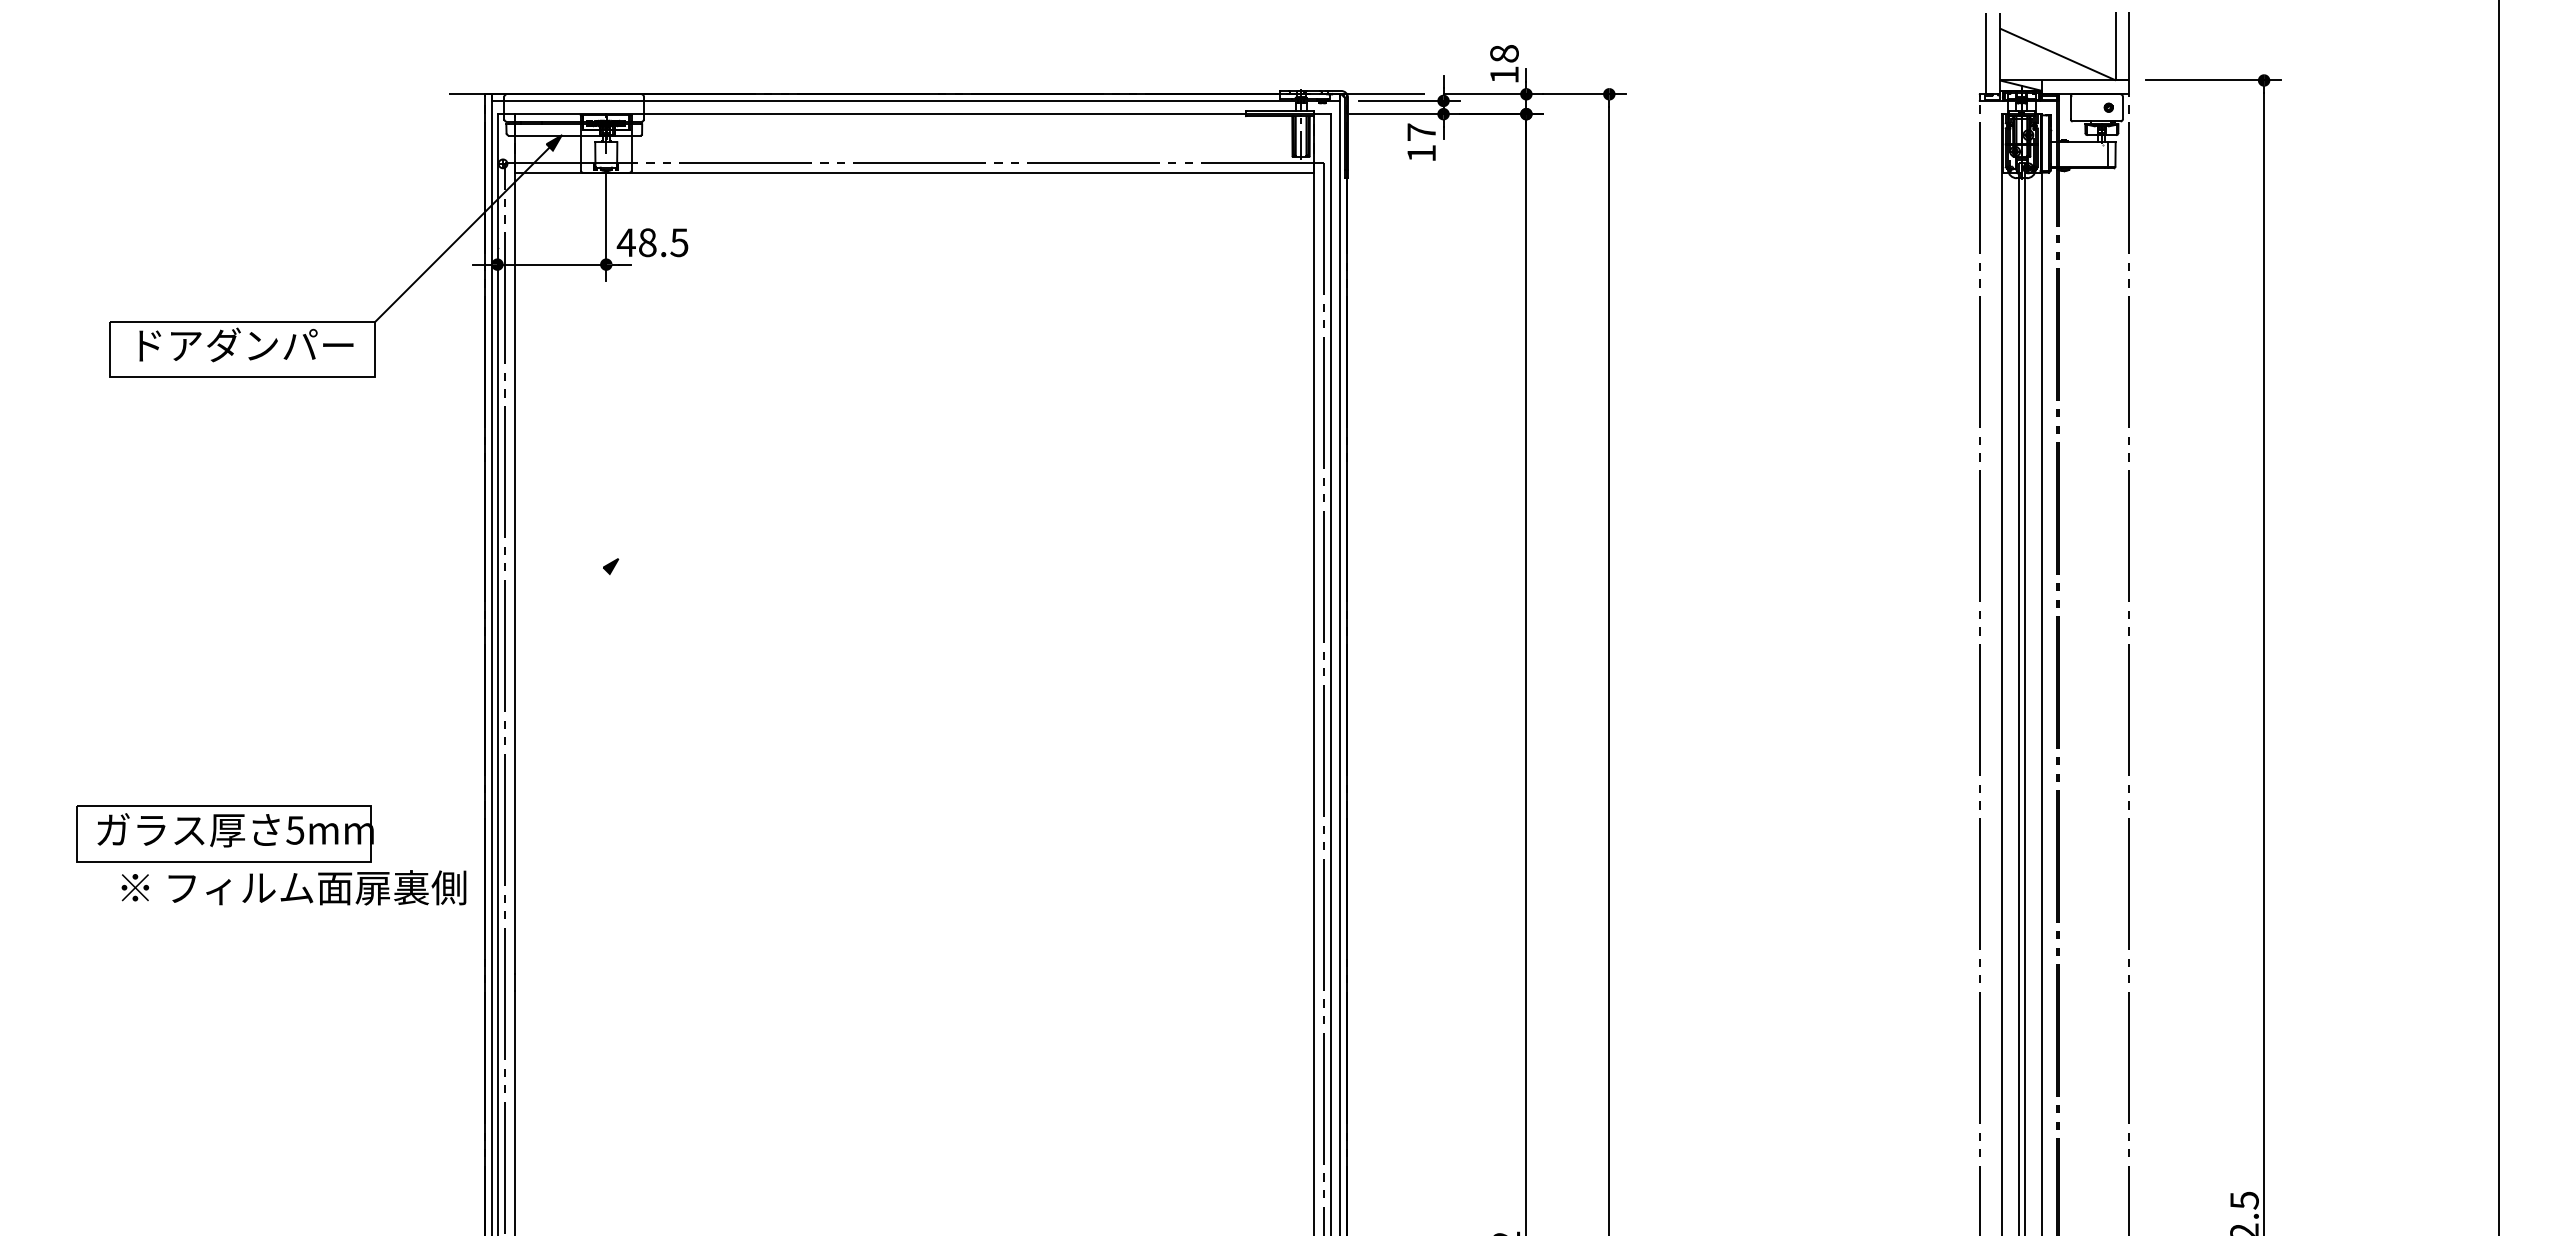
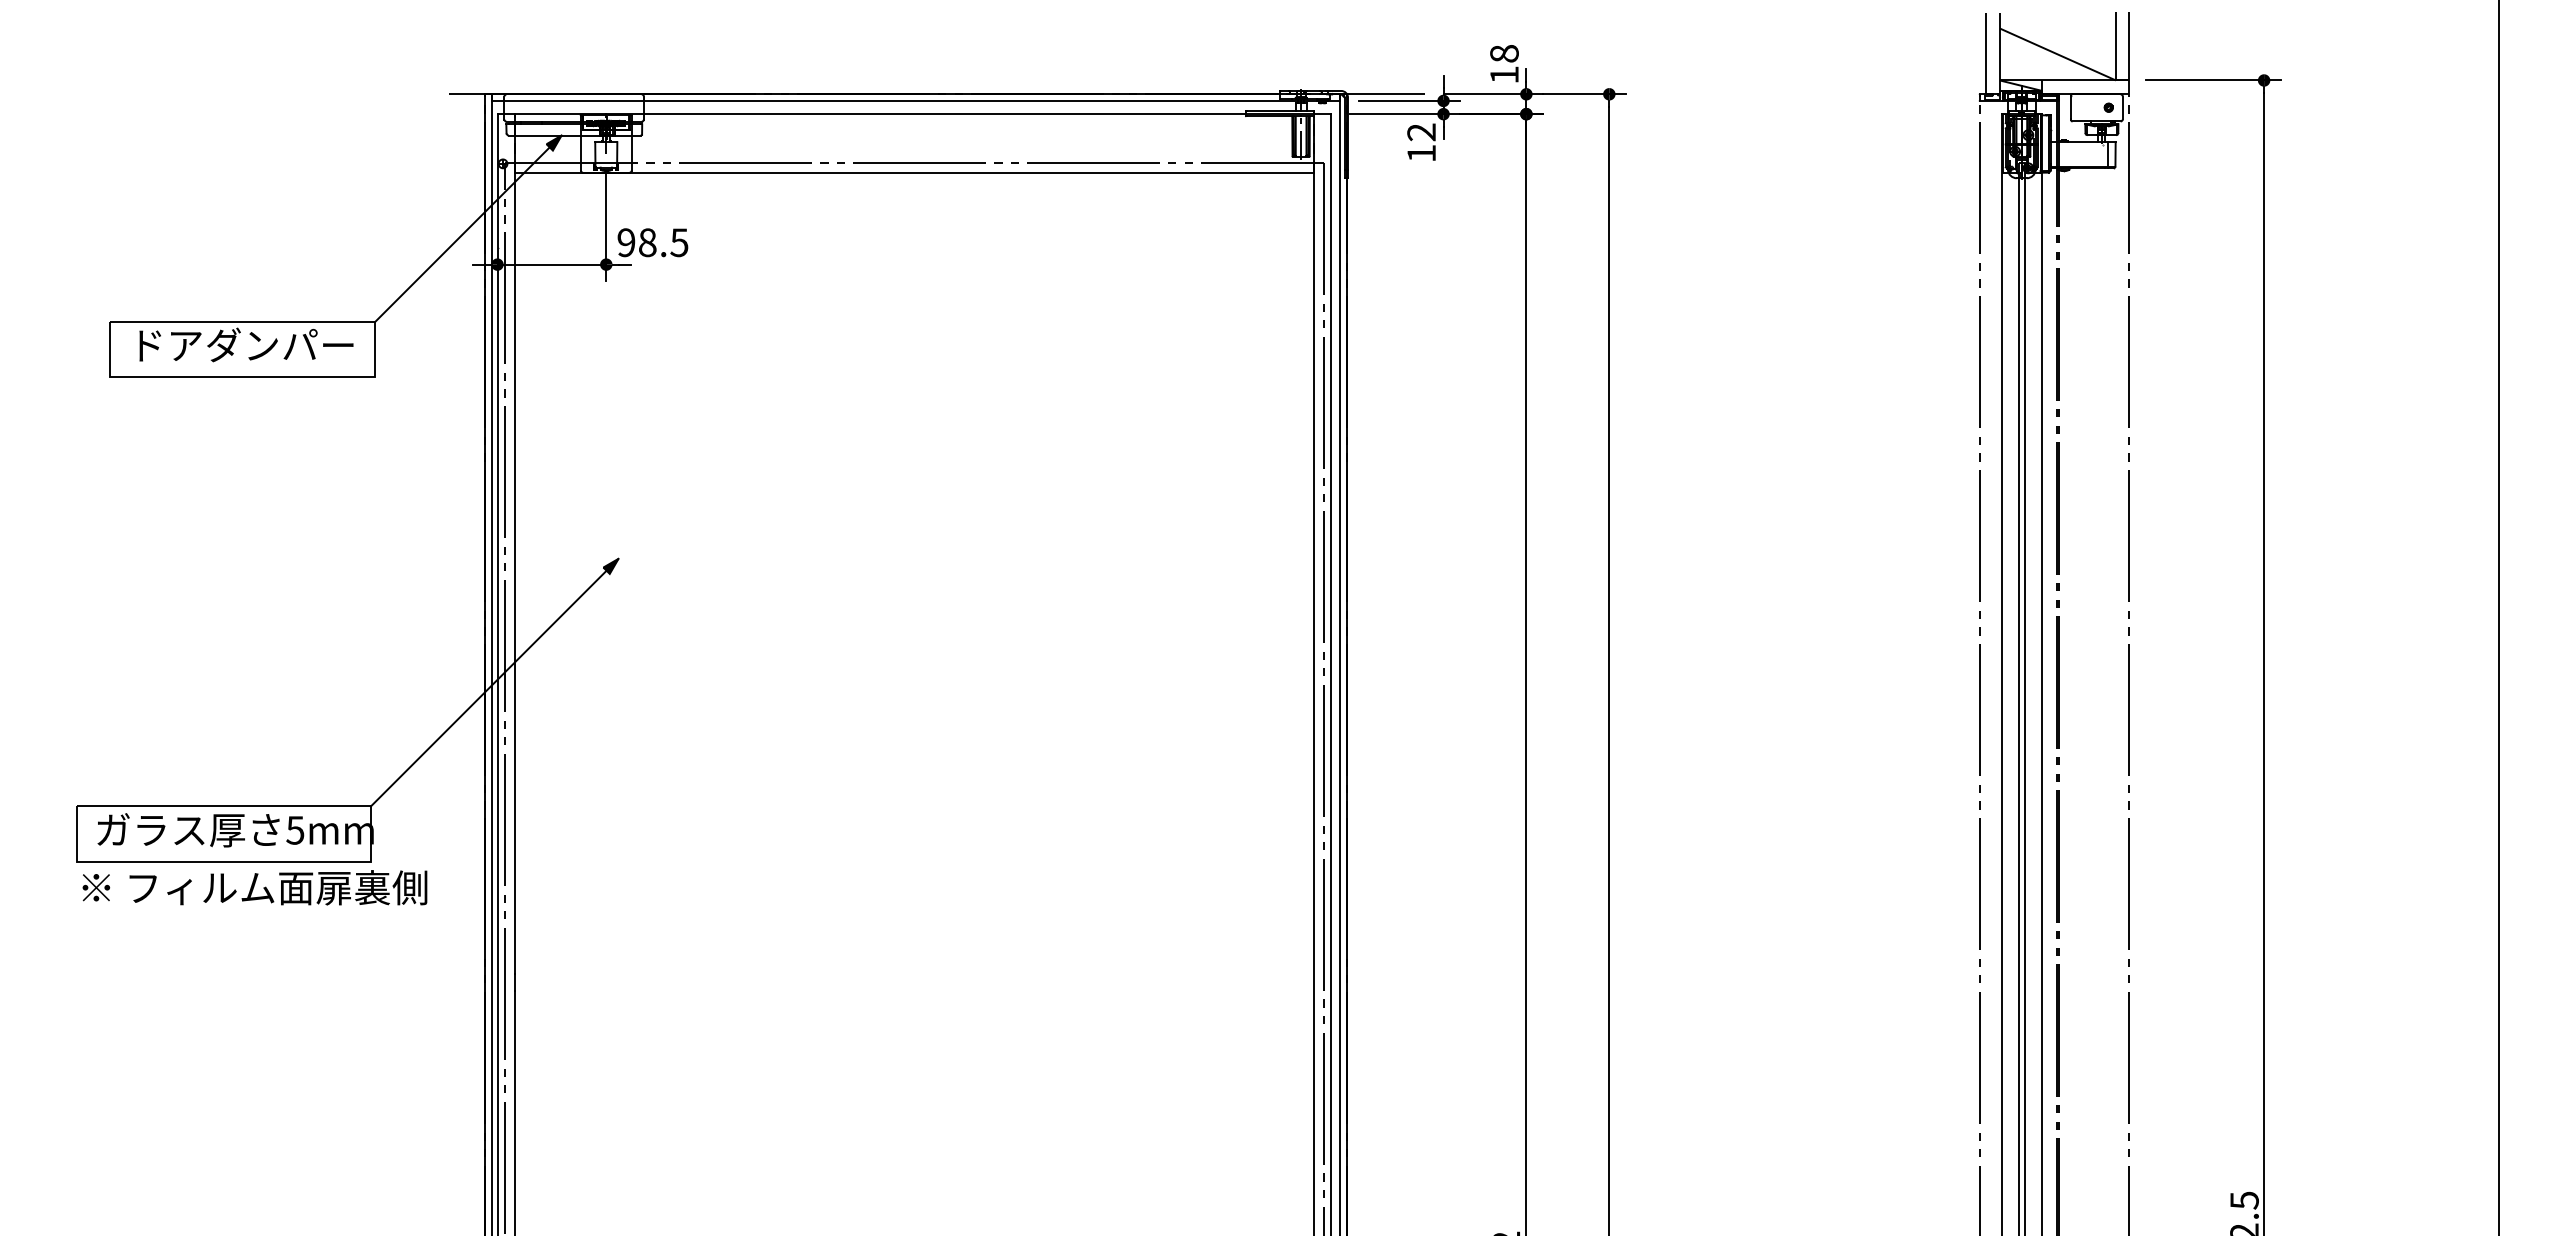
text: 17 -> 12 (1421, 132)
text: 48.5 -> 98.5 (625, 242)
line: none -> present (494, 682)
text position: (293, 887) -> (254, 887) (254, 887)
